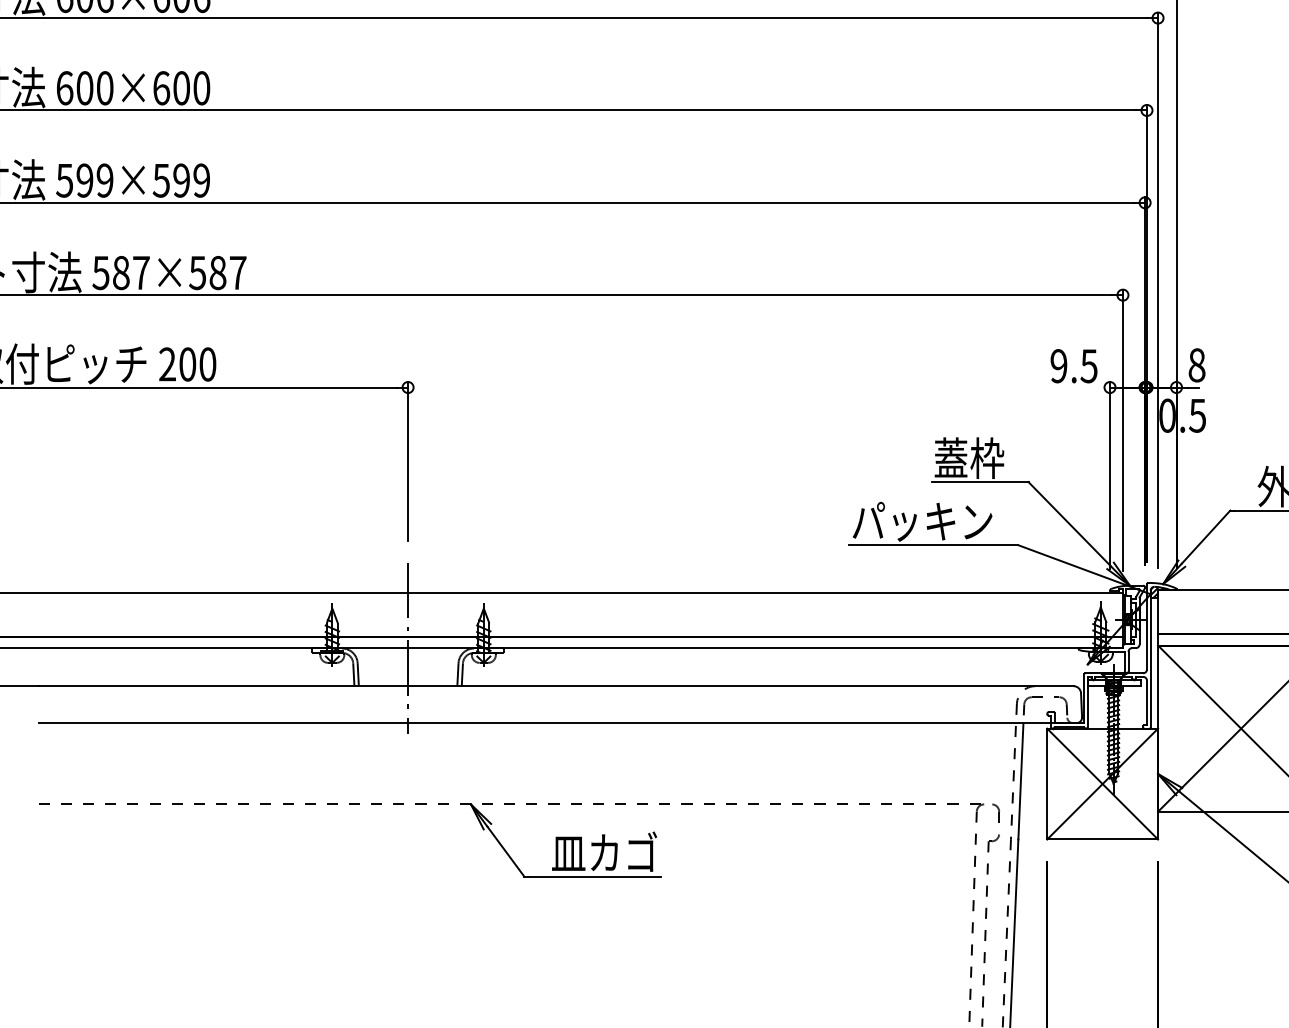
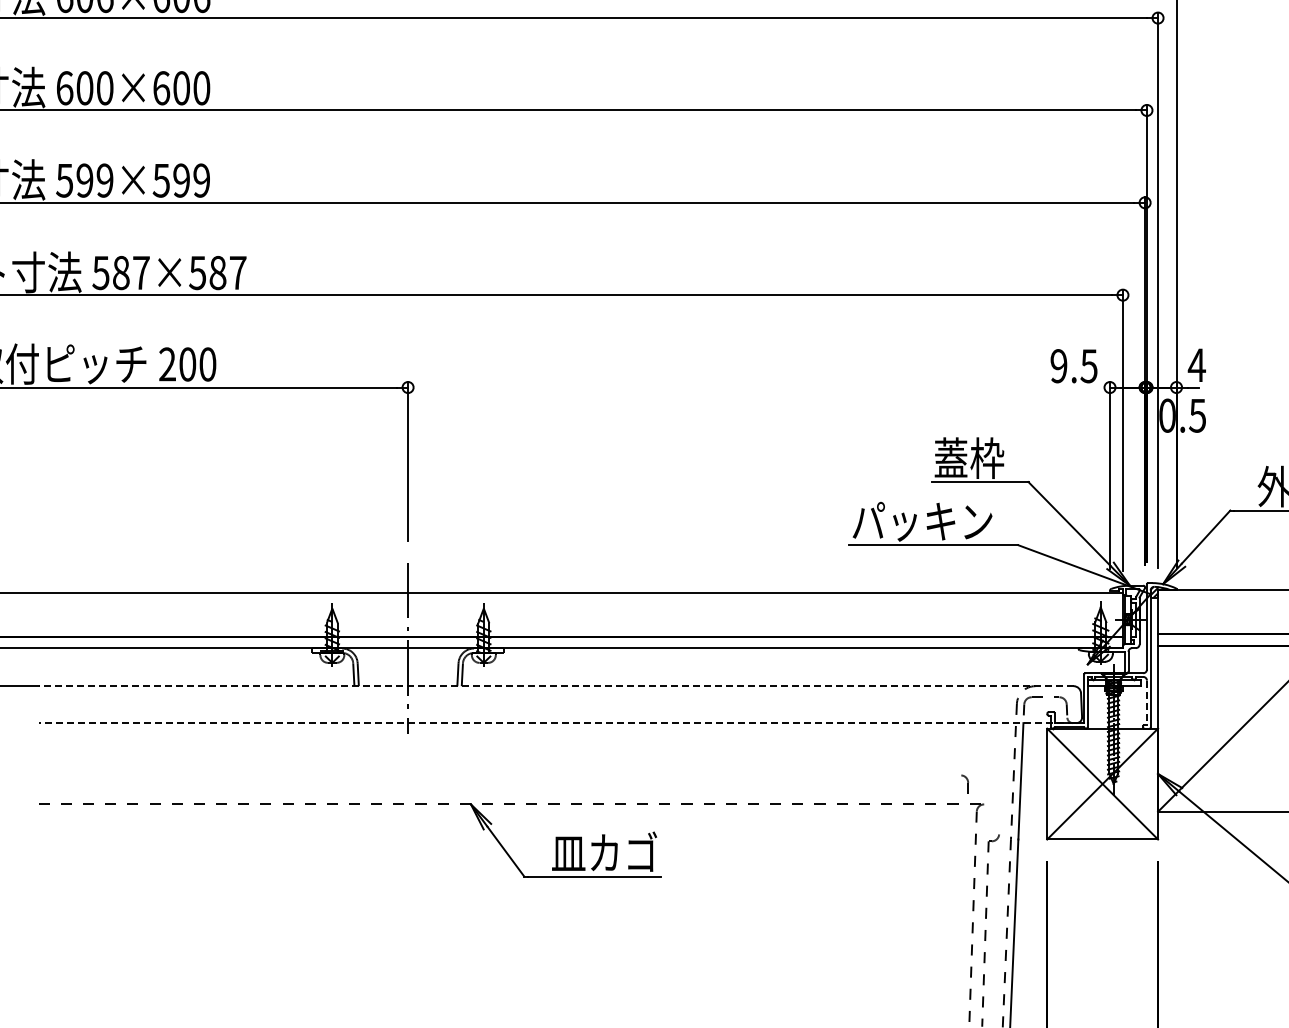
text: 8 -> 4 (1196, 365)
line: solid -> dashed (555, 686)
line: solid -> dashed (1146, 703)
line: present -> none (1221, 708)
line: solid -> dashed (556, 723)
part position: (995, 812) -> (964, 783) (964, 783)
